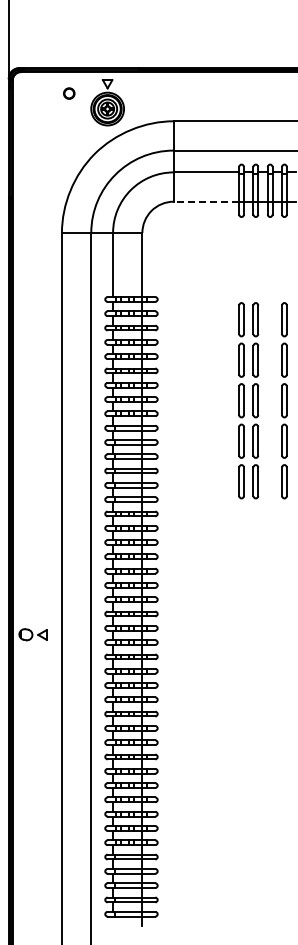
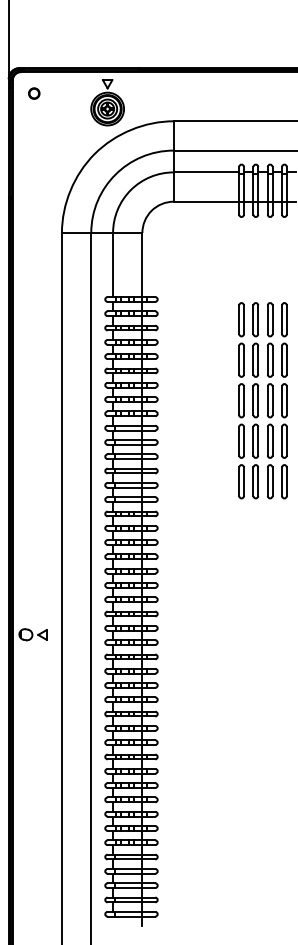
circle position: (69, 93) -> (34, 93) (34, 93)
line: dashed -> solid (206, 201)
part: none -> present (270, 400)
